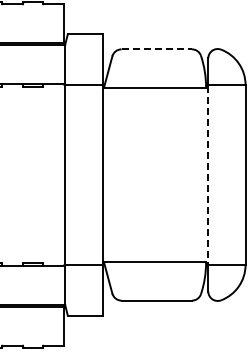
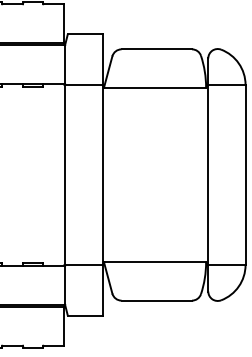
line: dashed -> solid (157, 49)
line: dashed -> solid (207, 175)
